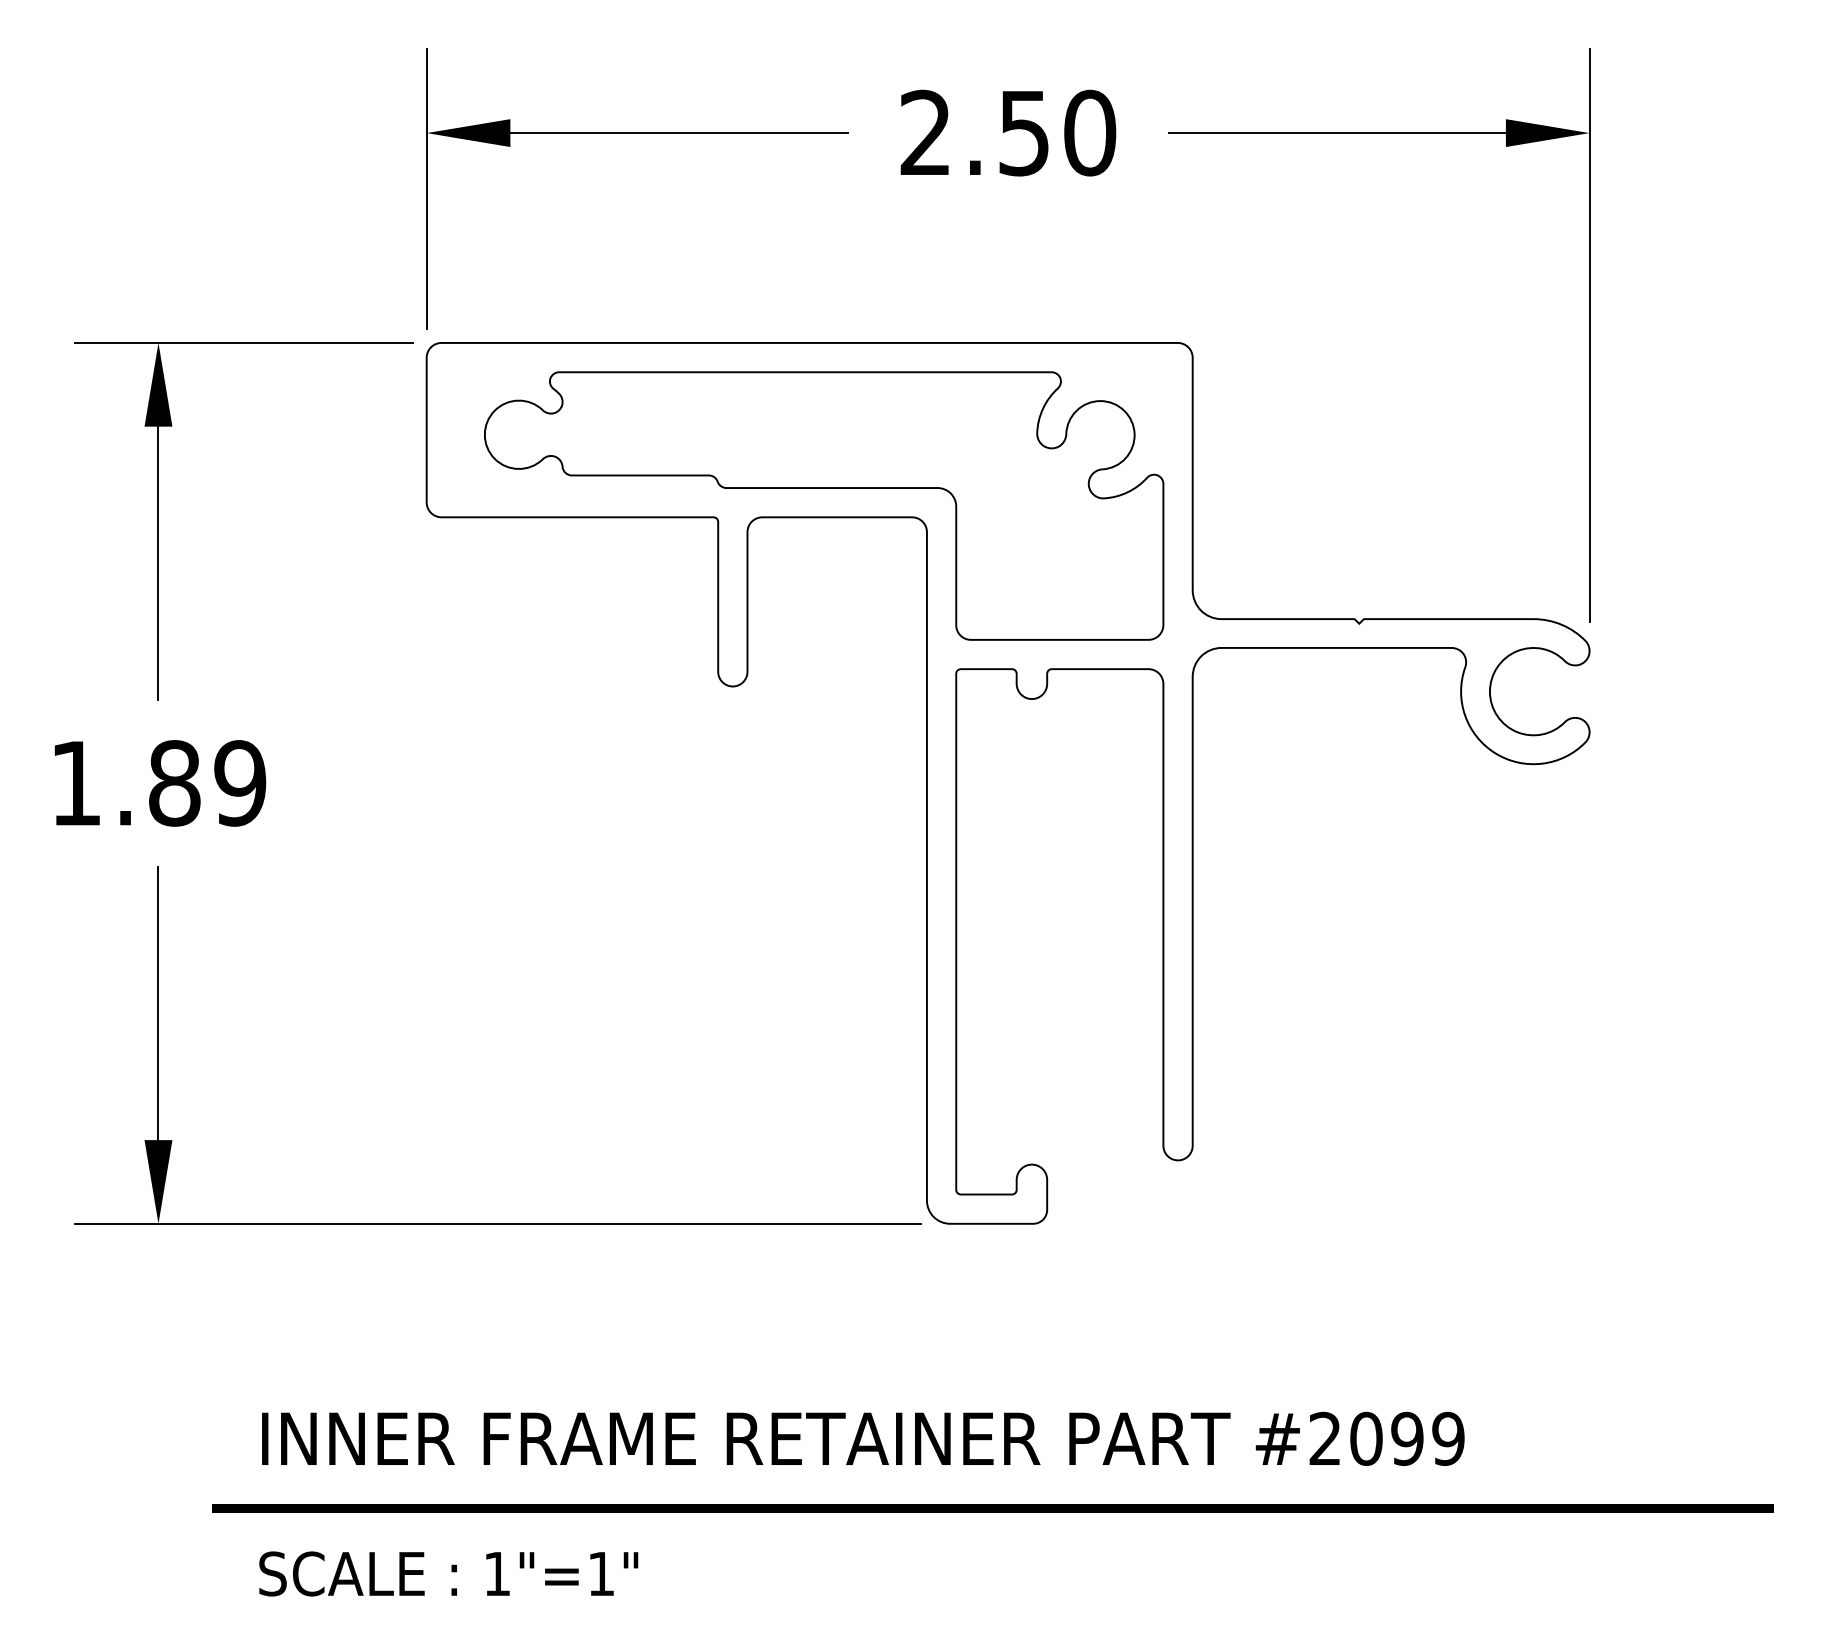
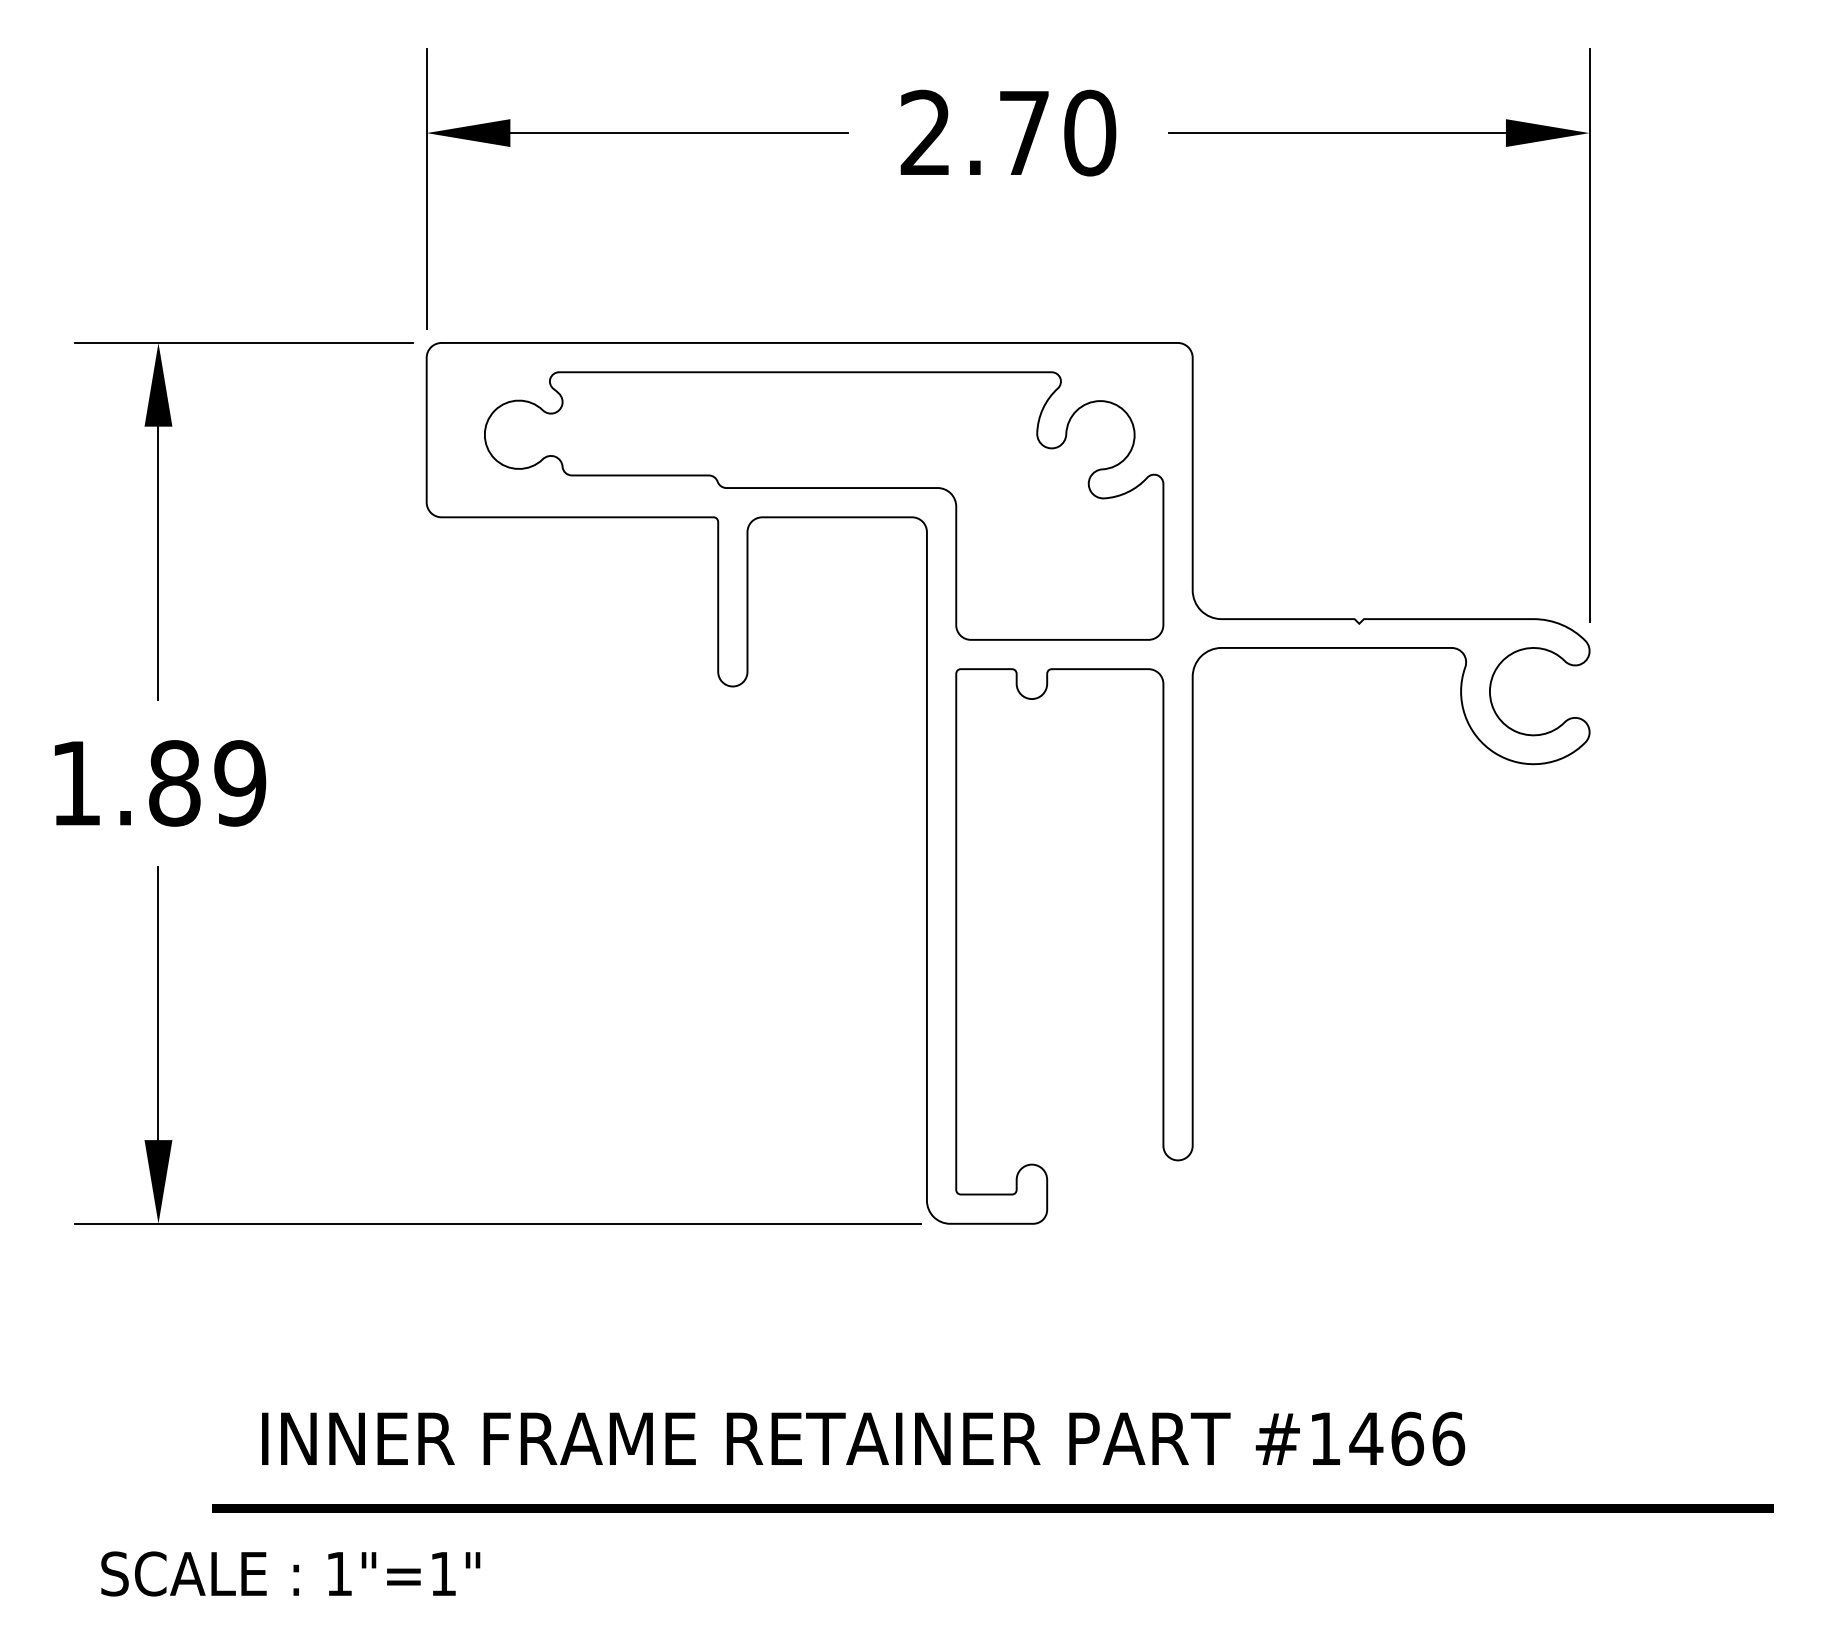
text: 2.50 -> 2.70 (1023, 133)
text: #2099 -> #1466 (1387, 1438)
text position: (448, 1573) -> (290, 1573) (290, 1573)
